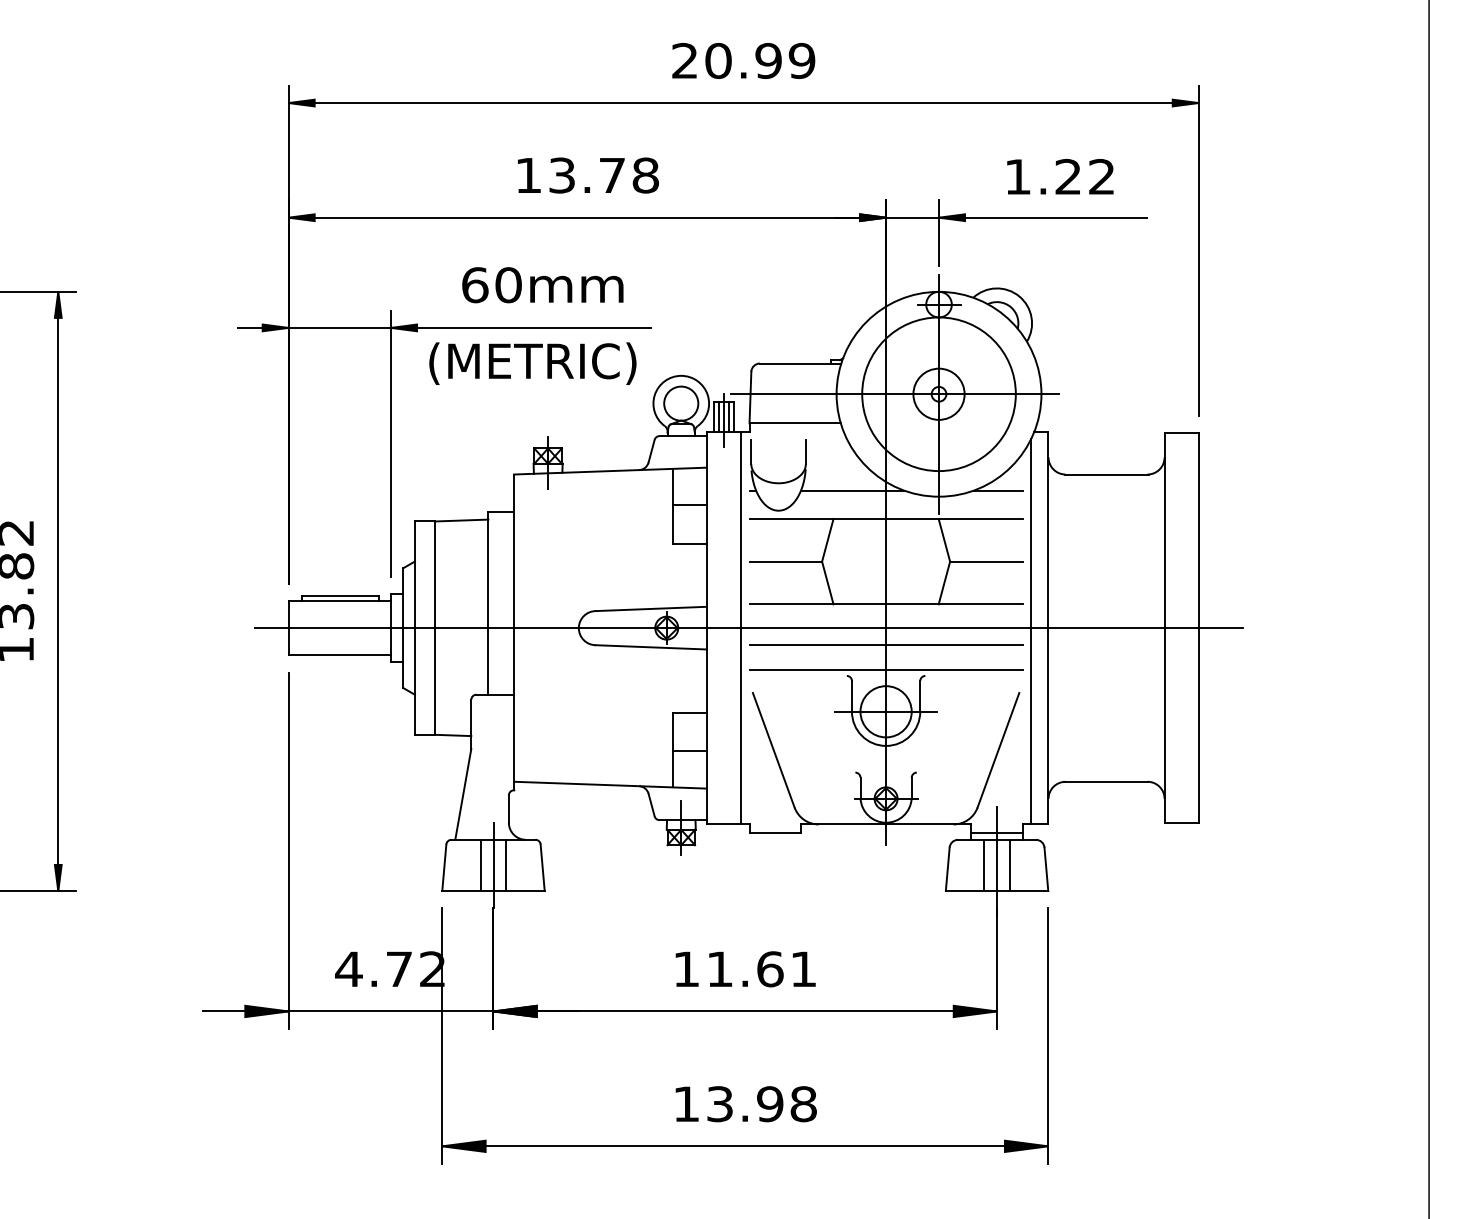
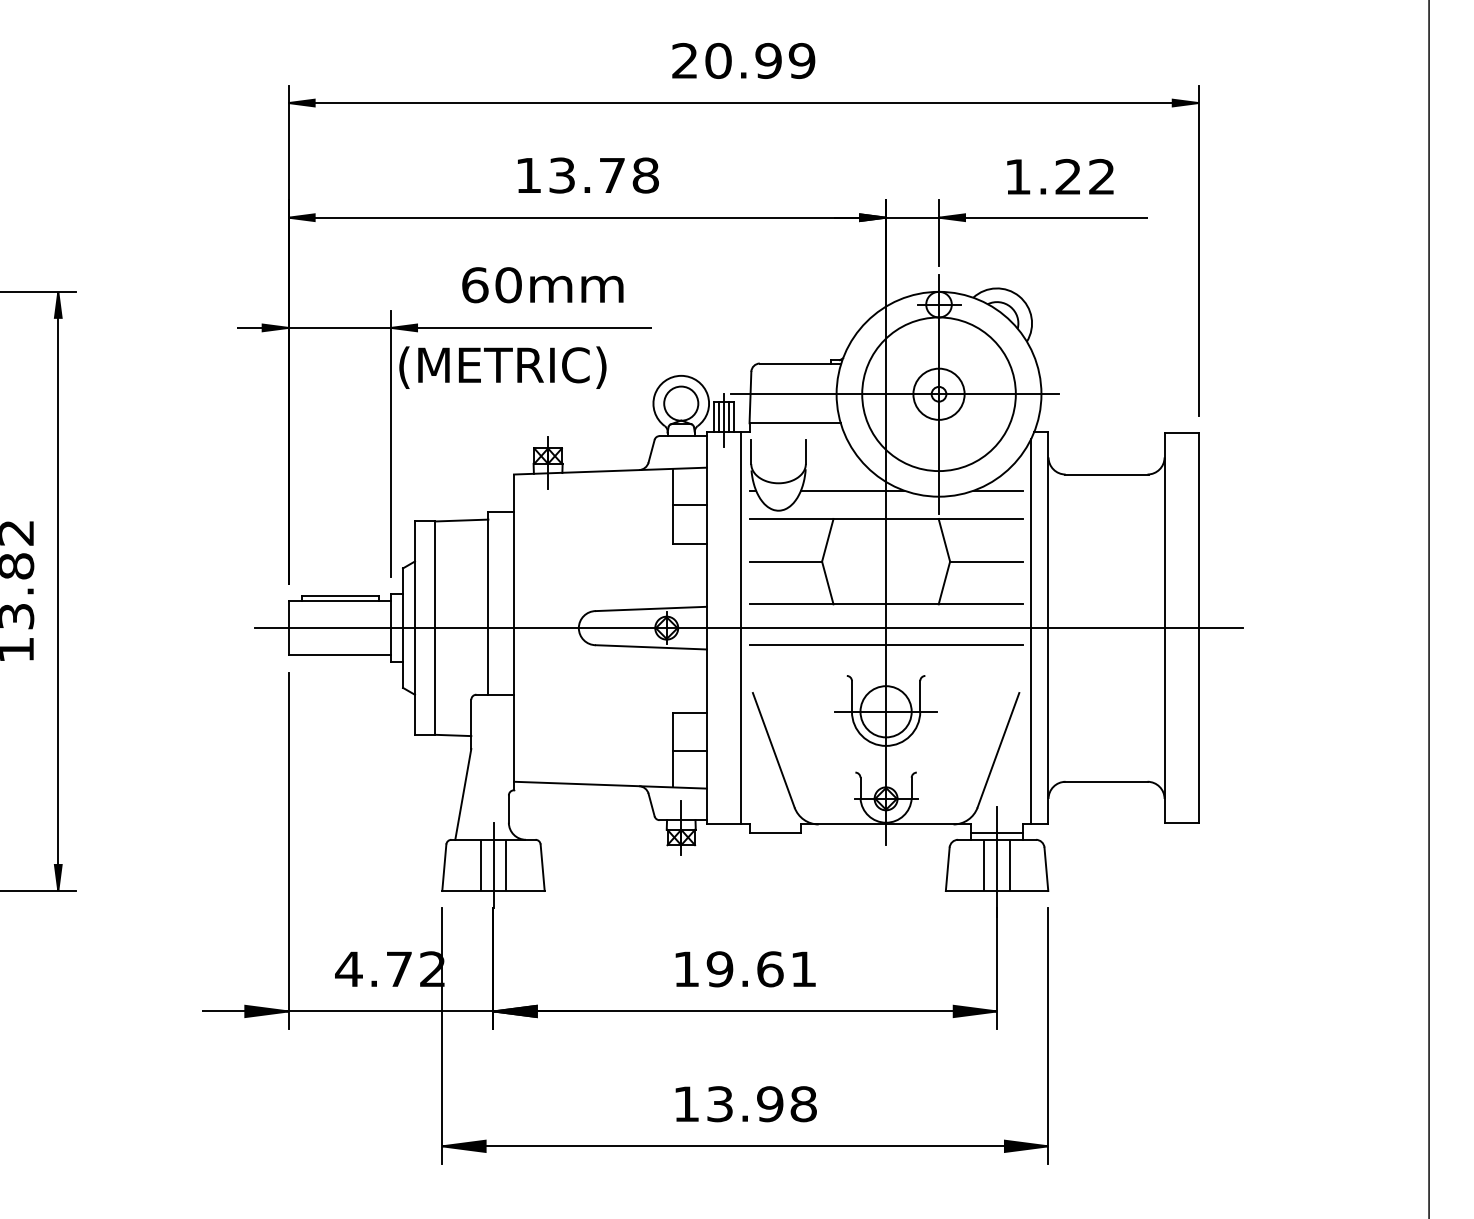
text position: (532, 363) -> (502, 367) (502, 367)
line: present -> none (885, 670)
text: 11.61 -> 19.61 (719, 969)
